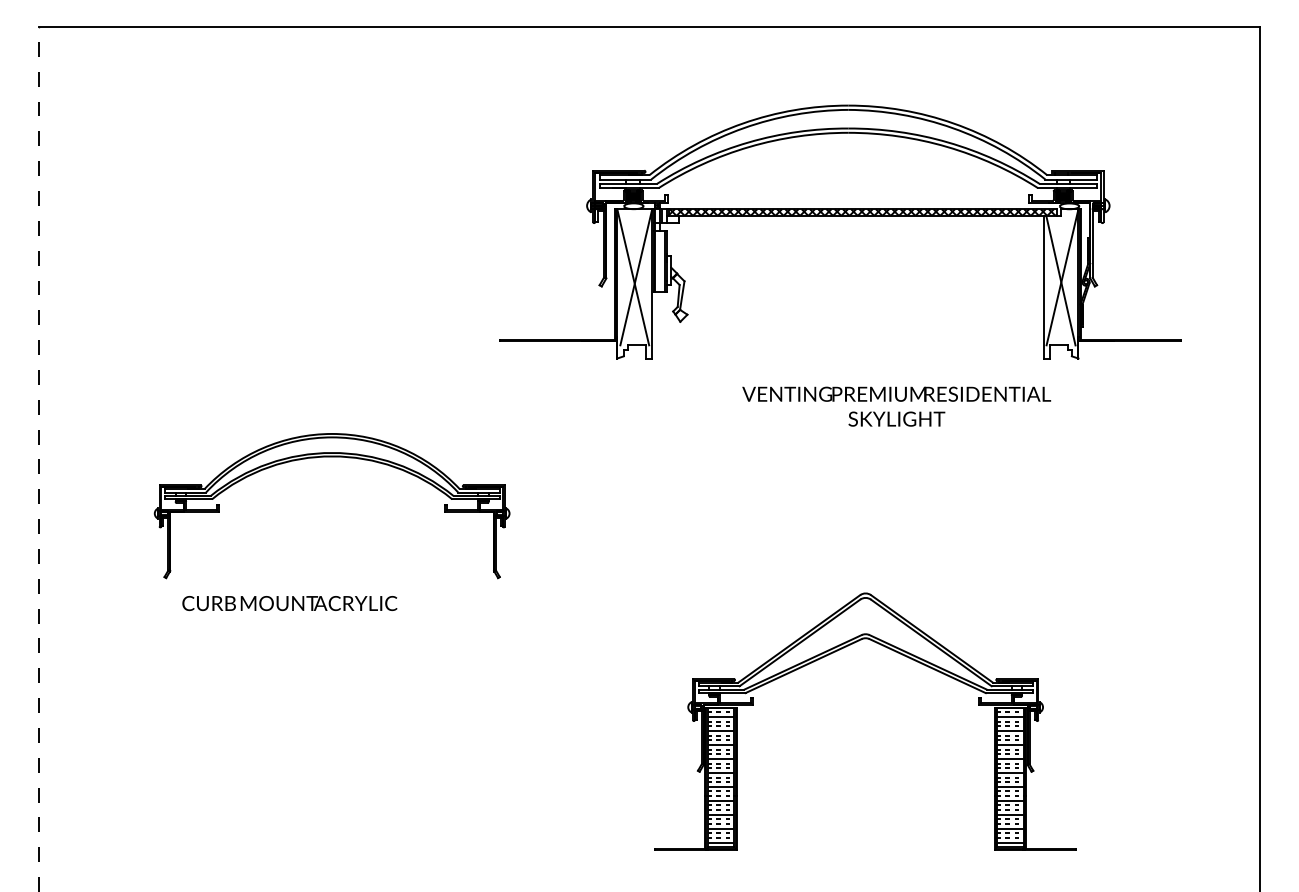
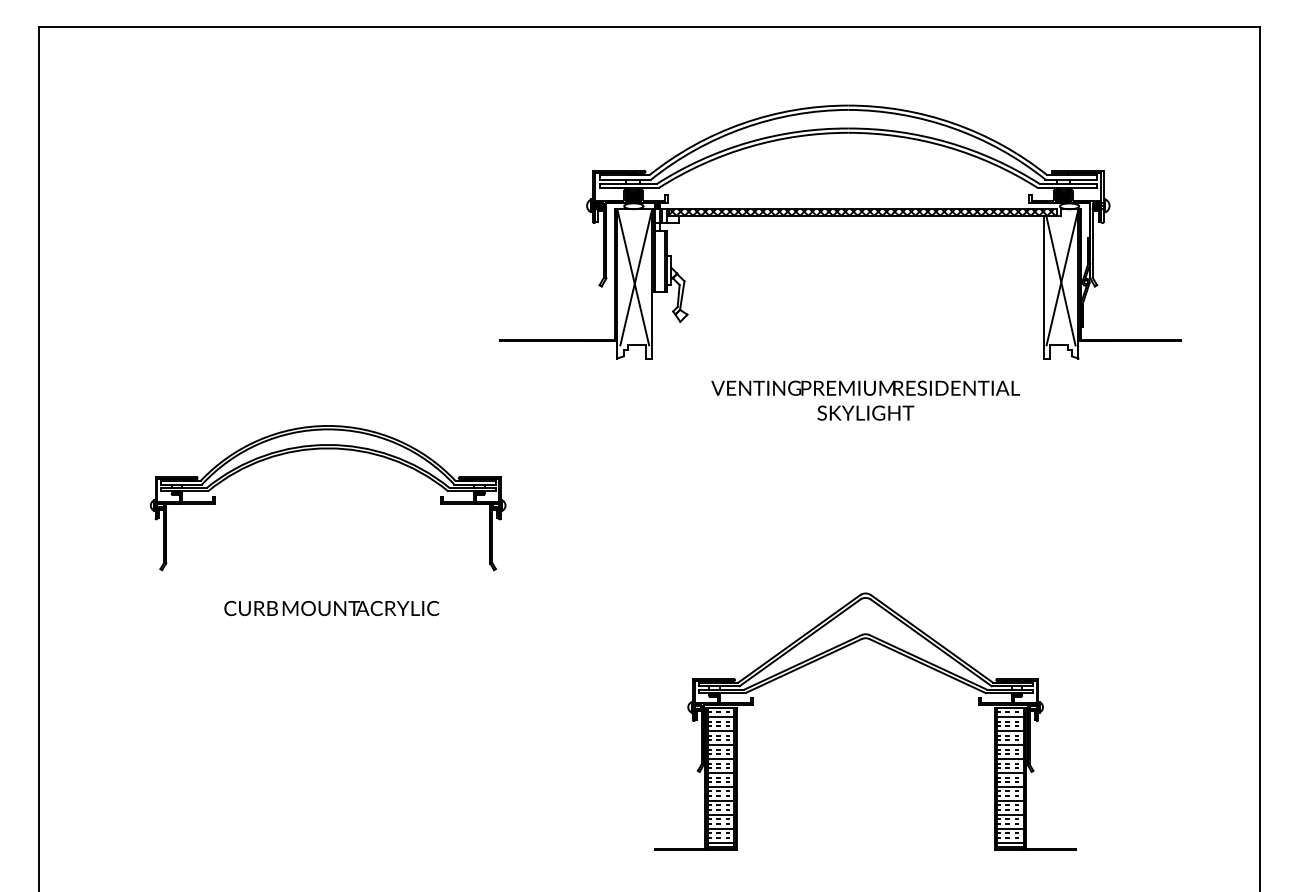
text position: (896, 406) -> (865, 400) (865, 400)
part position: (331, 457) -> (327, 449) (327, 449)
line: dashed -> solid (38, 458)
text position: (289, 603) -> (331, 608) (331, 608)
